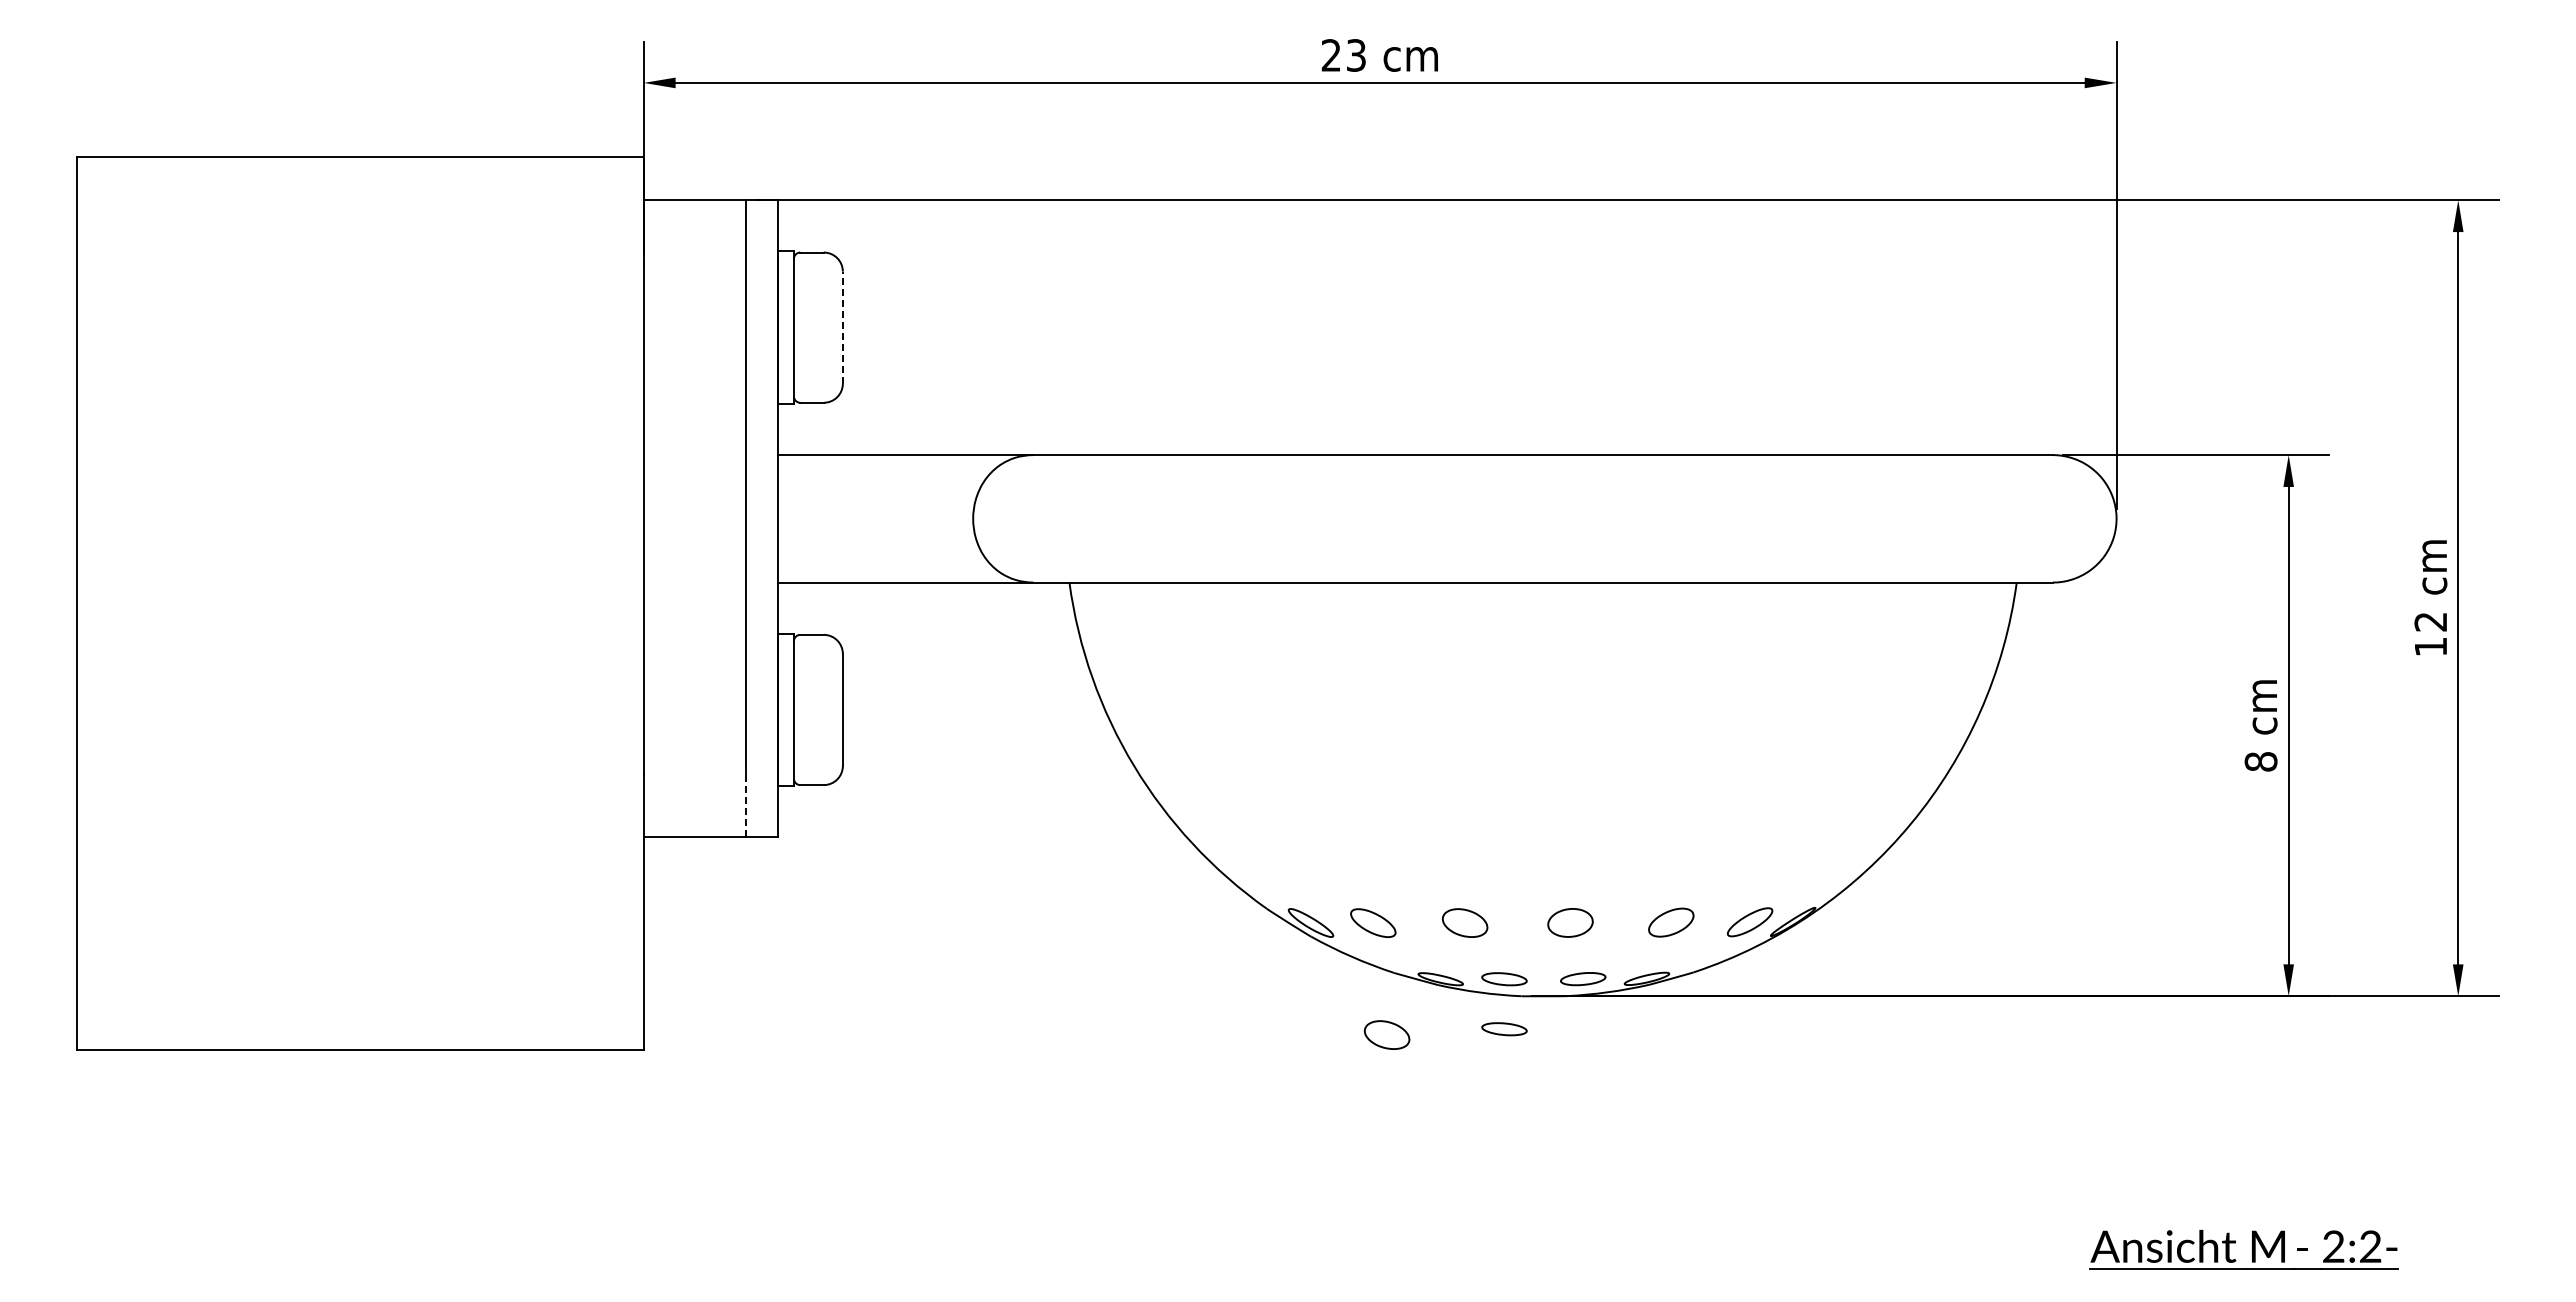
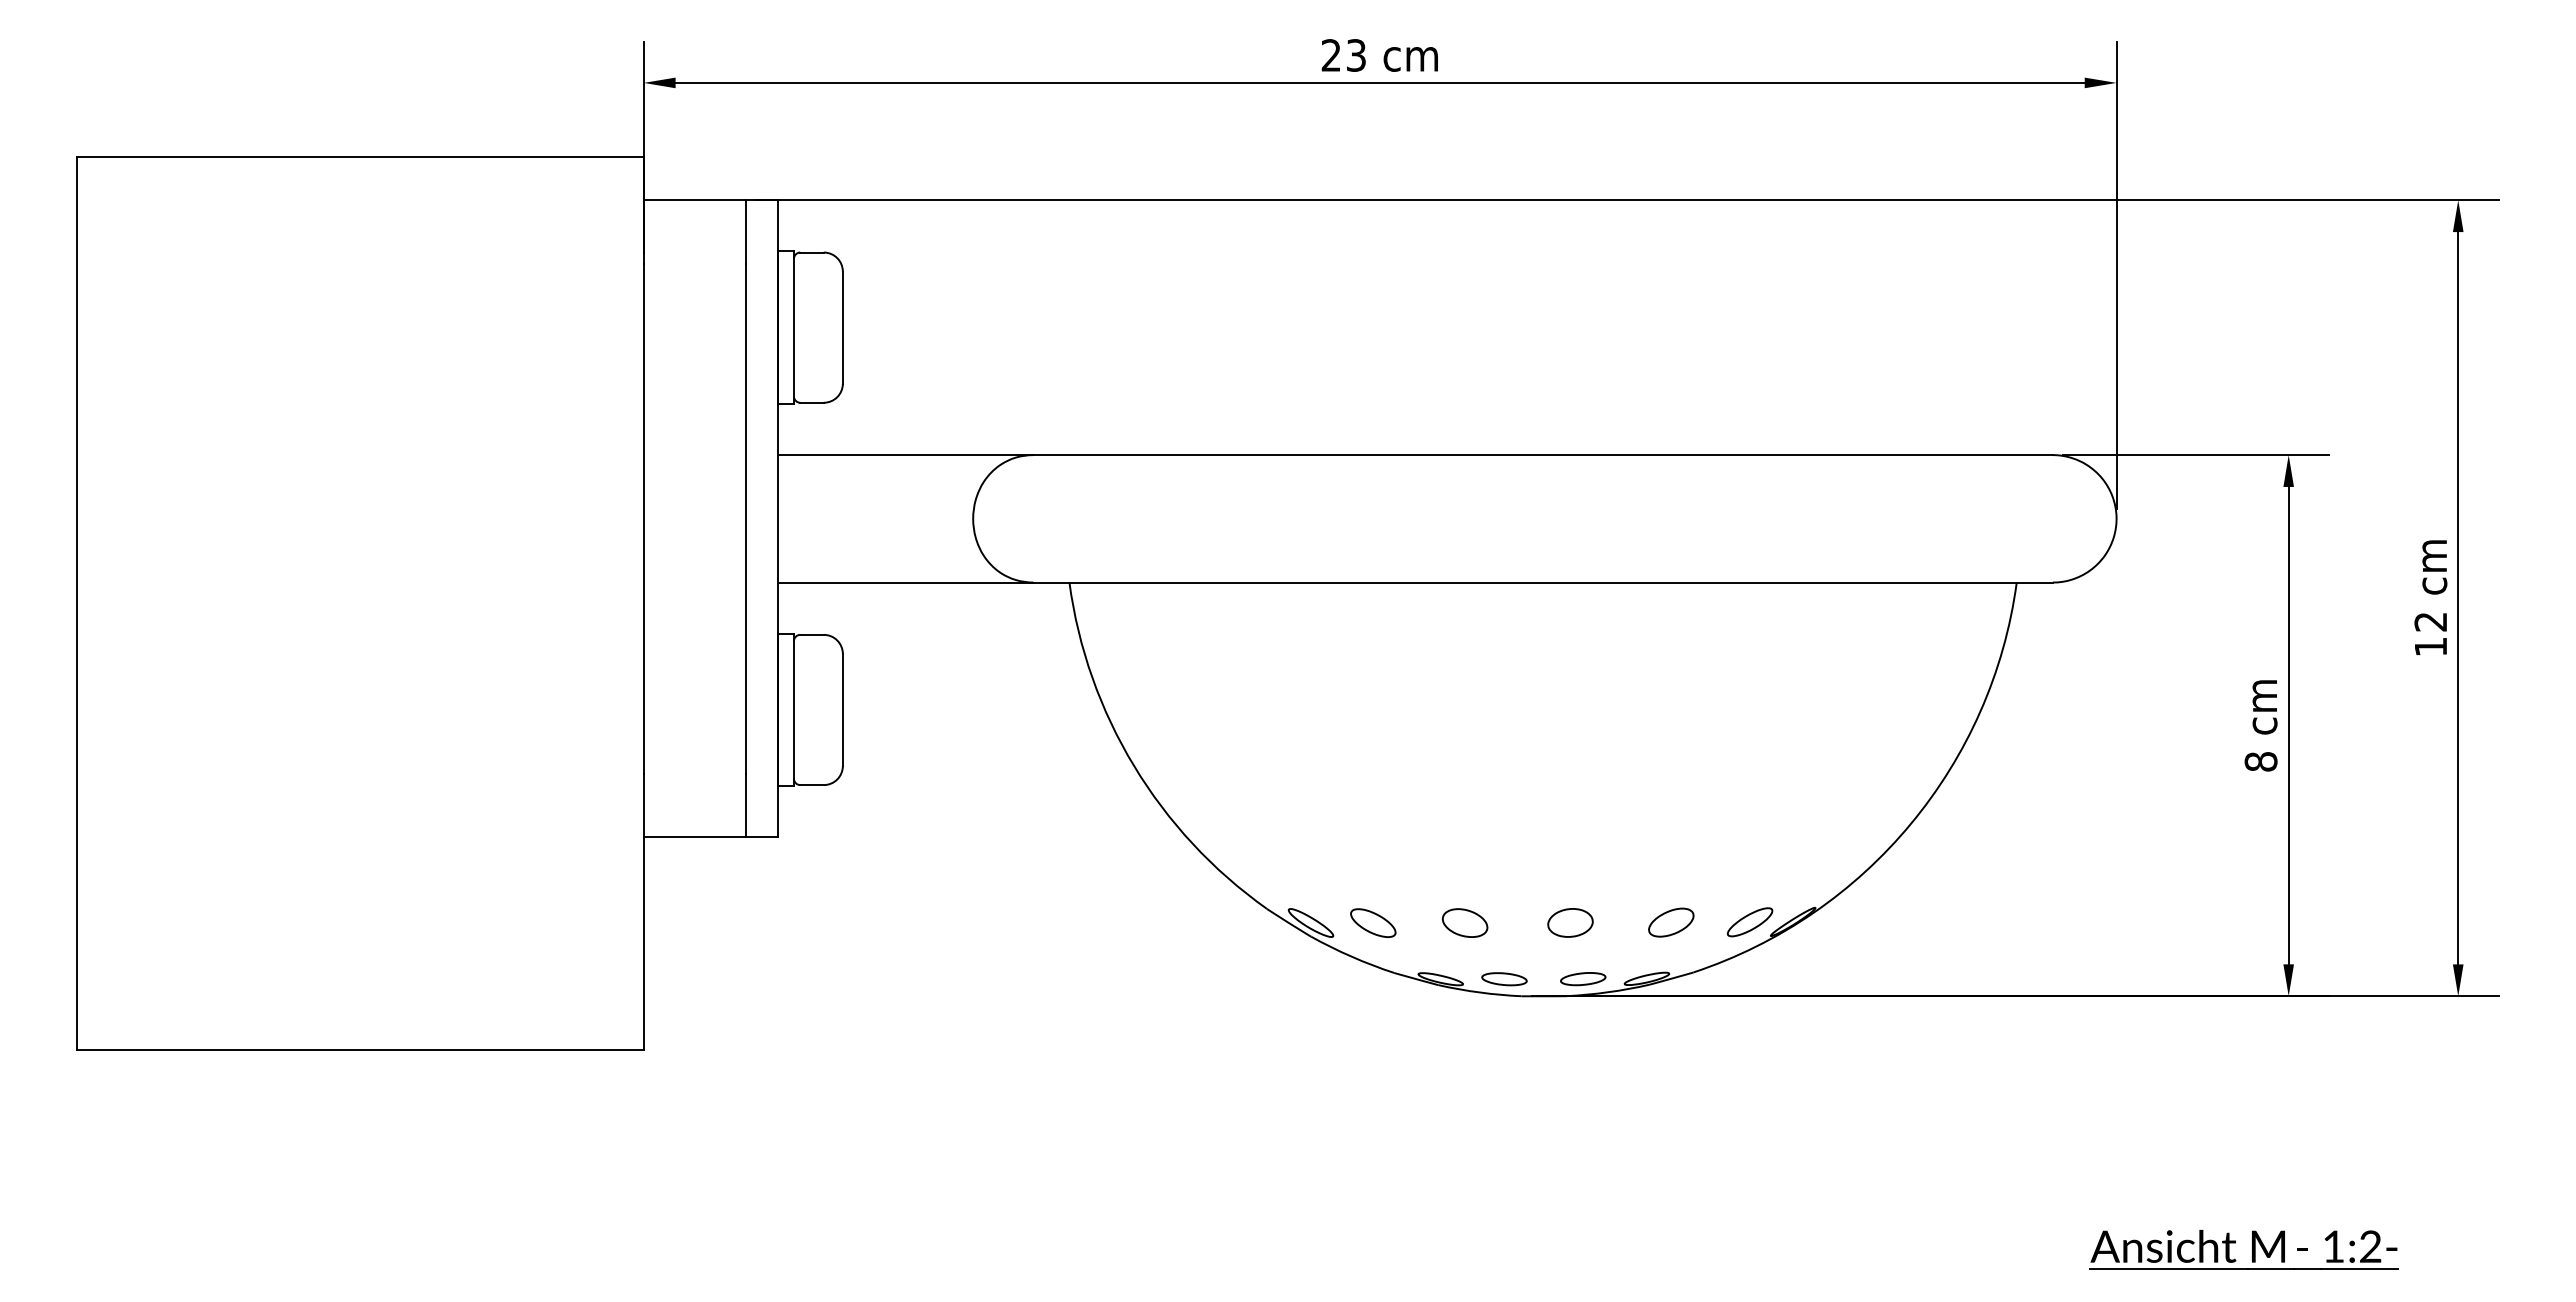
line: dashed -> solid (842, 327)
line: dashed -> solid (745, 805)
part: present -> none (1504, 1029)
part: present -> none (1386, 1034)
text: 2:2- -> 1:2- (2333, 1246)
